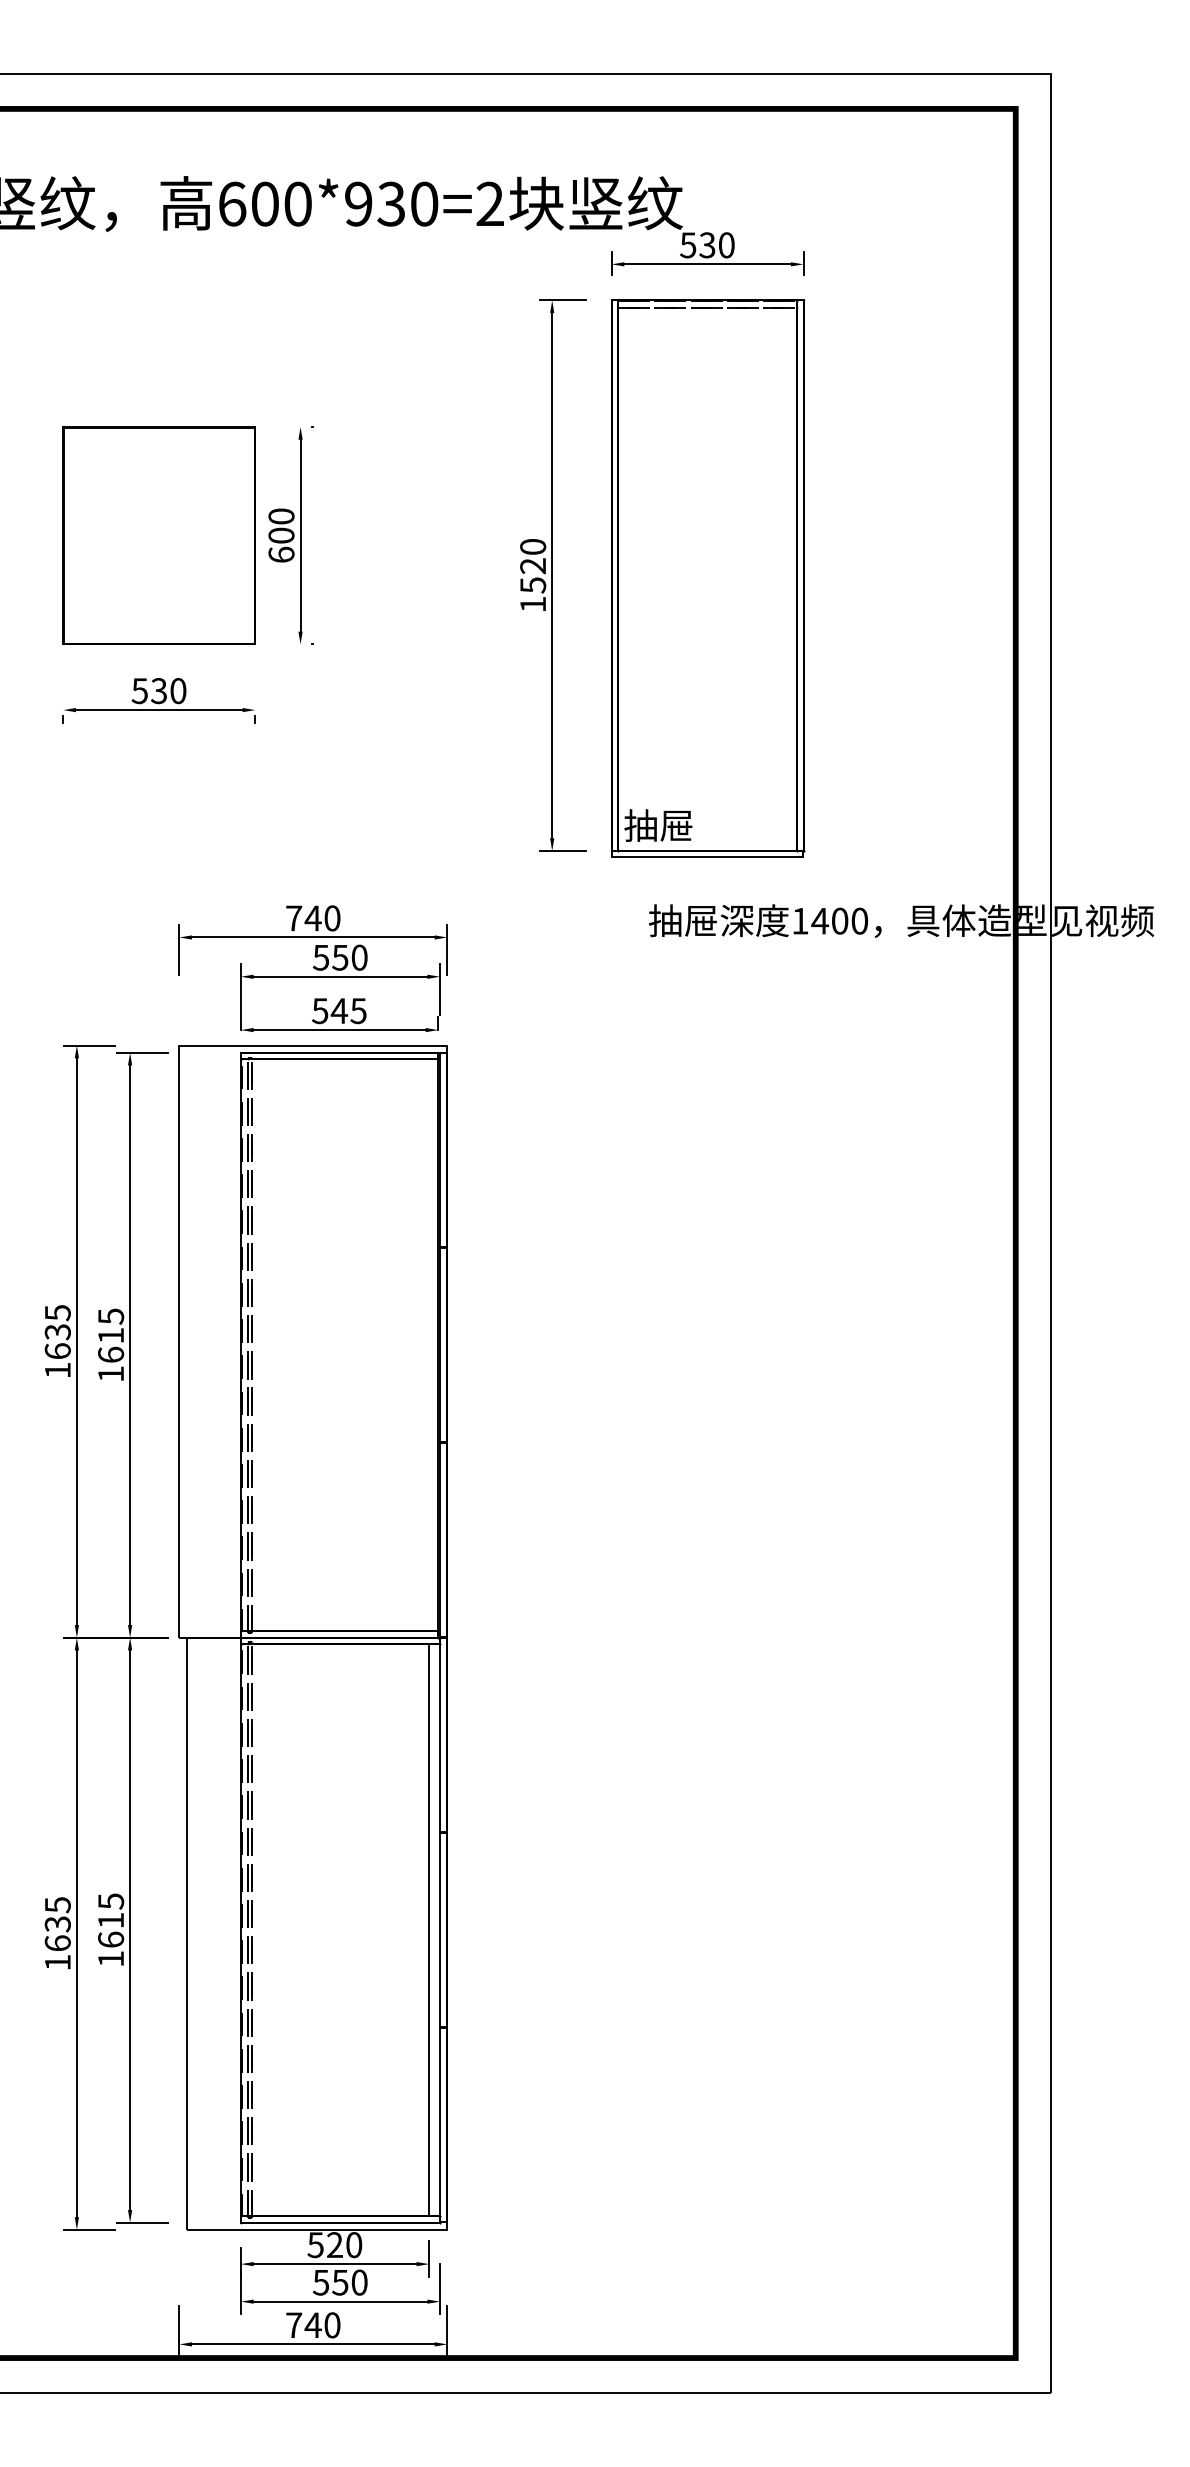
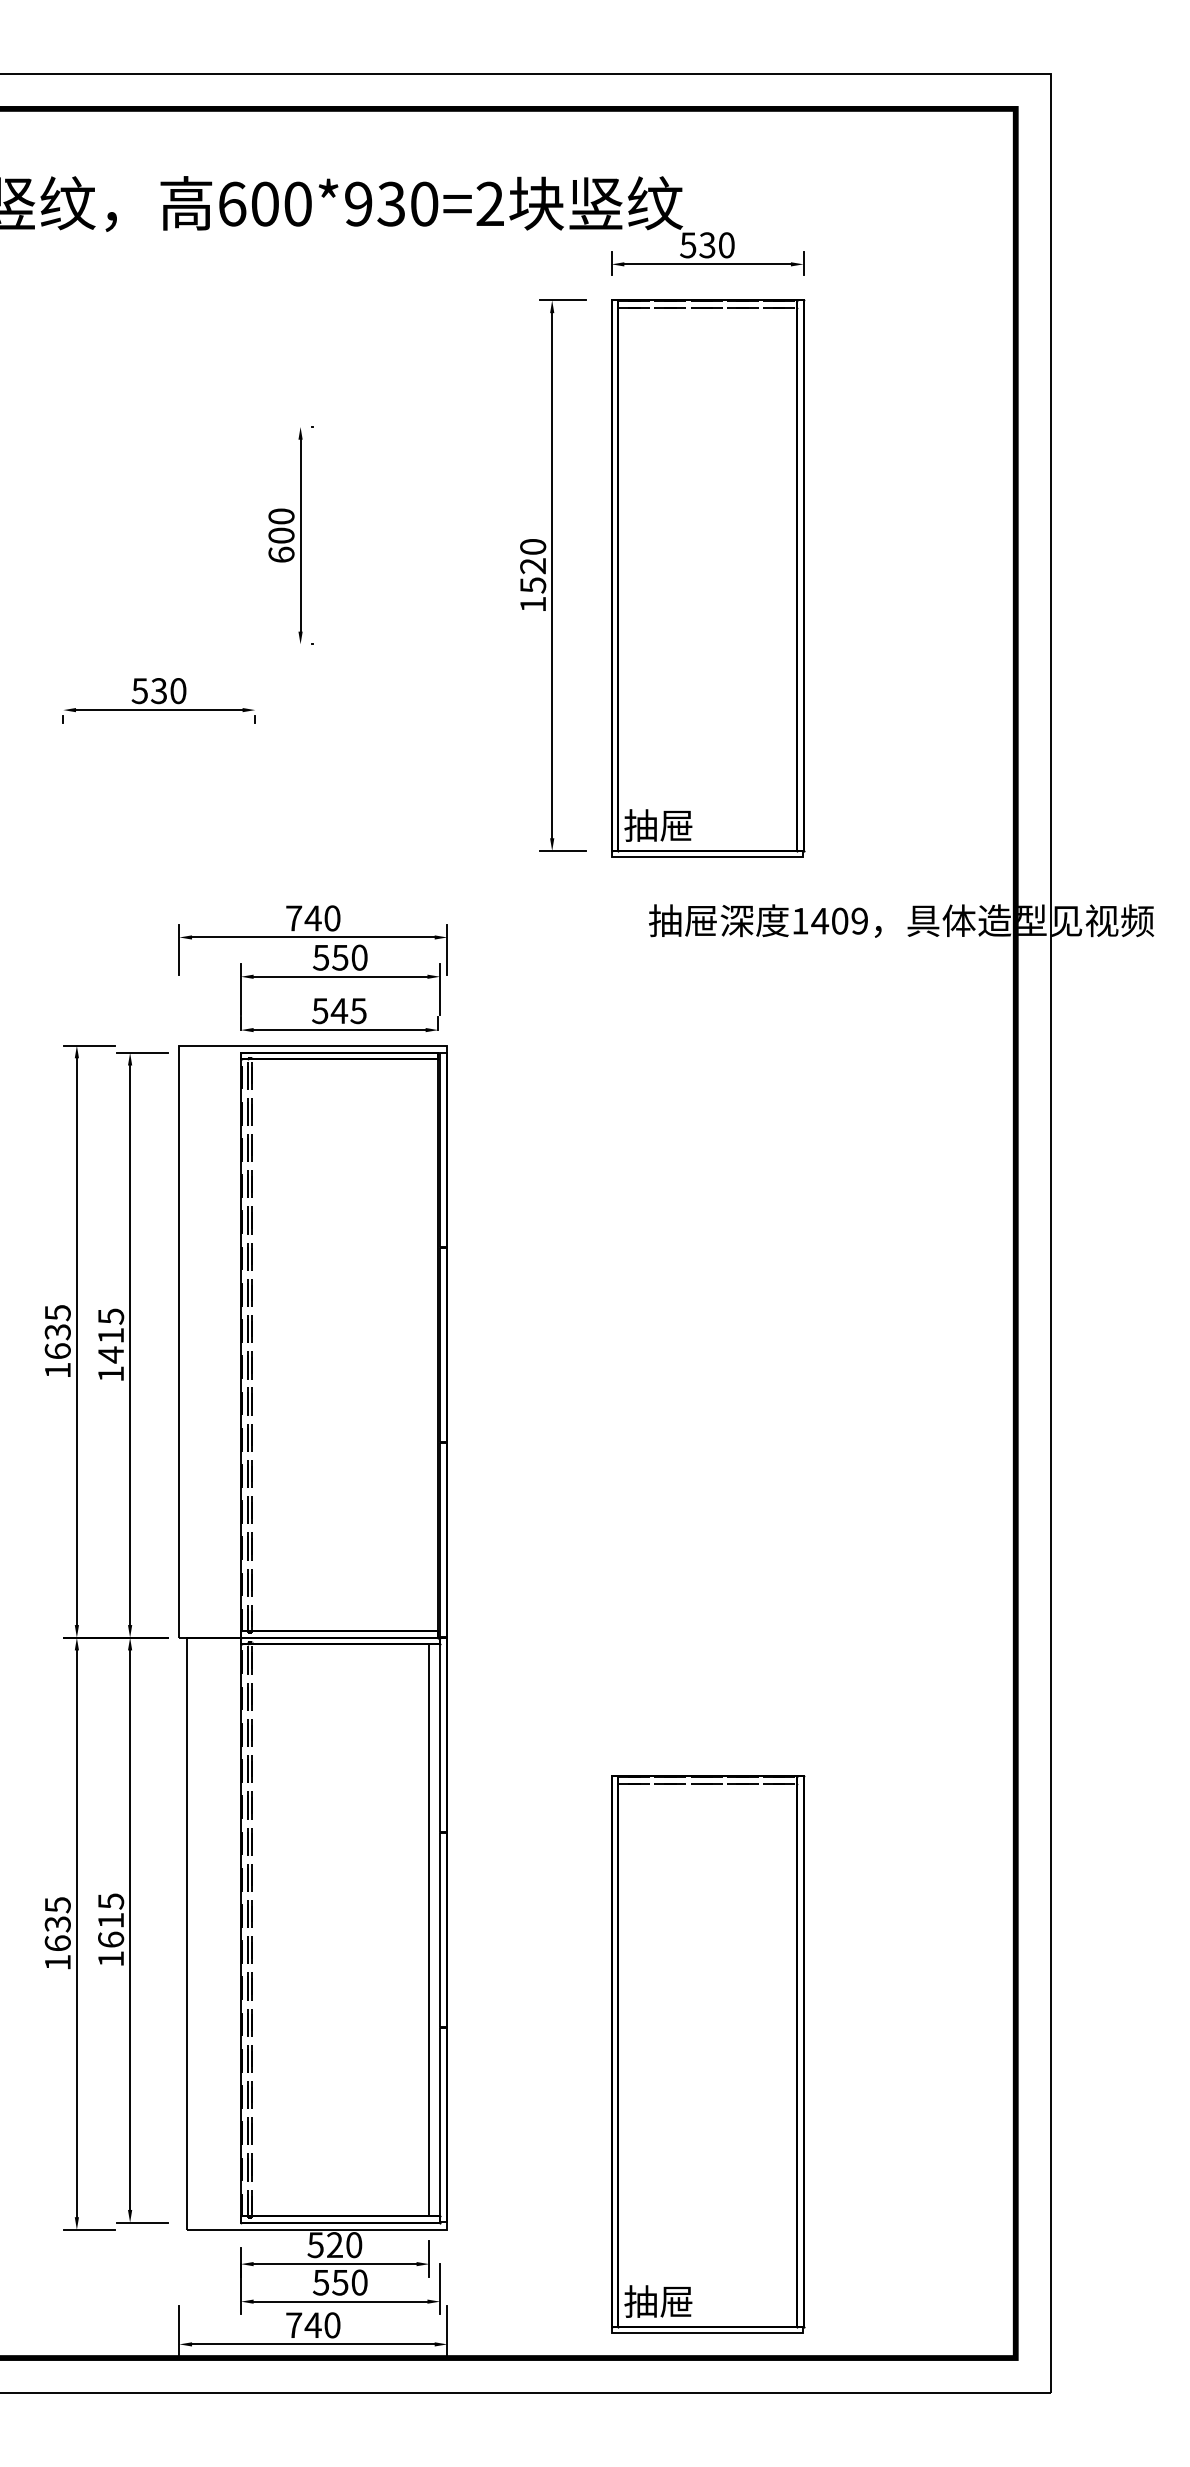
part: present -> none (158, 535)
text: 1400 -> 1409 (859, 920)
text: 1615 -> 1415 (111, 1354)
part: none -> present (708, 2054)
